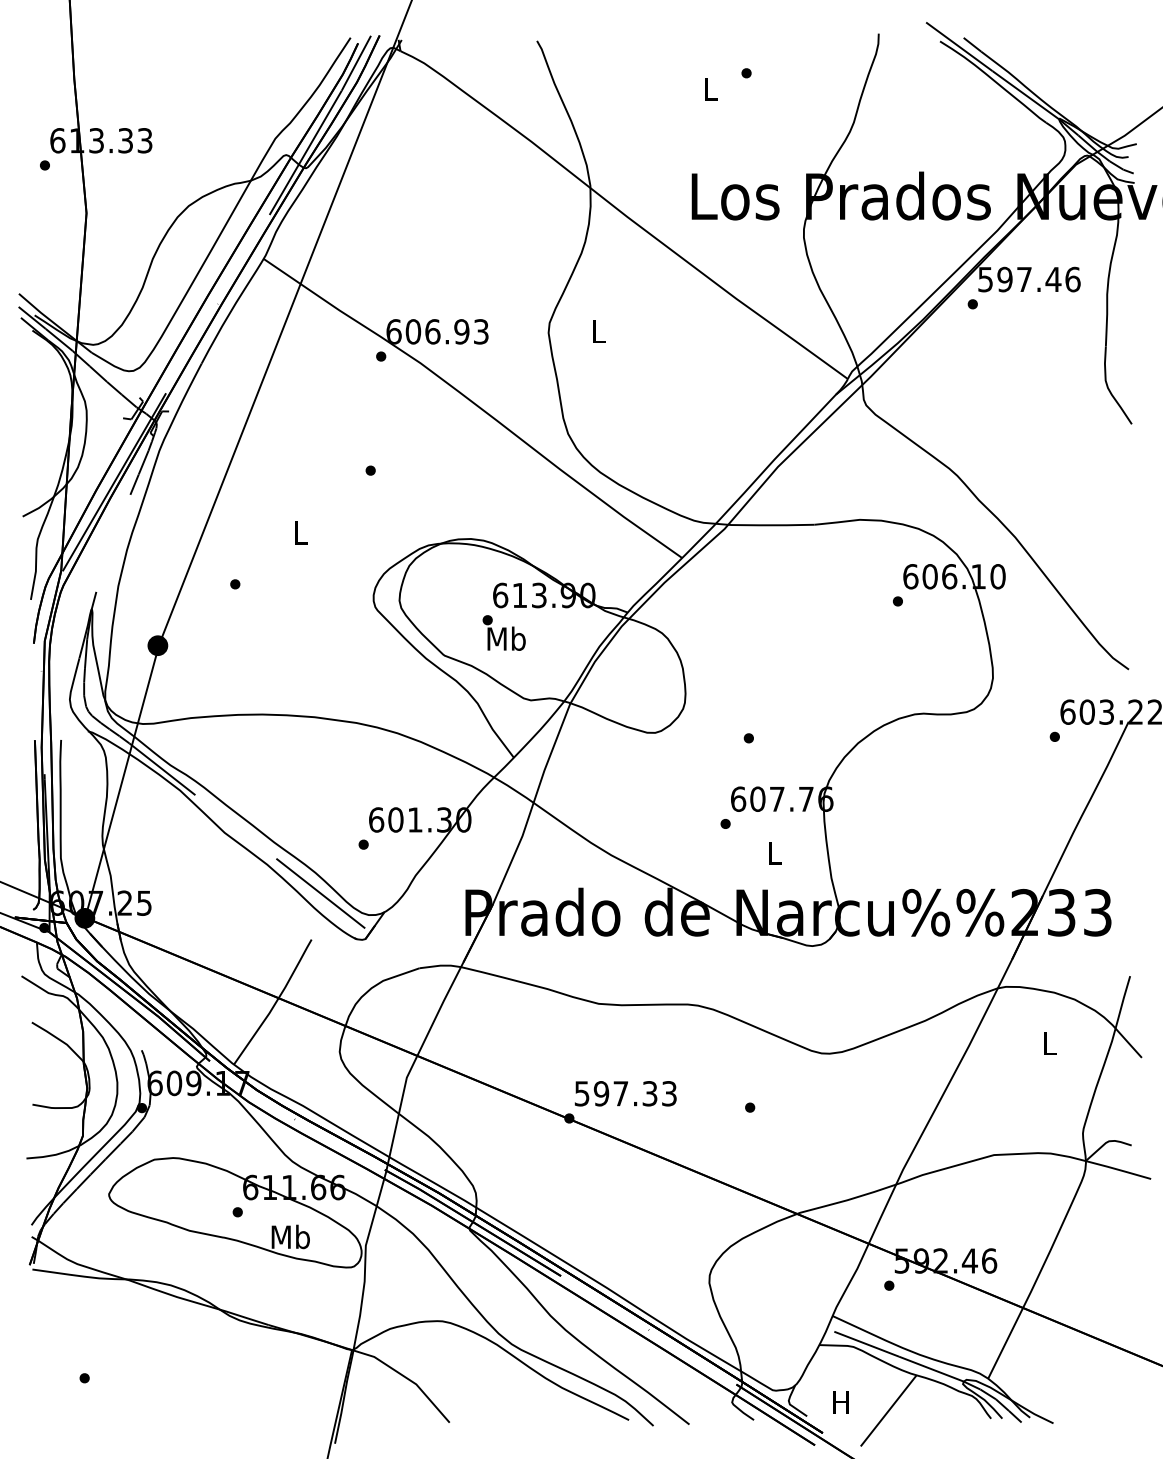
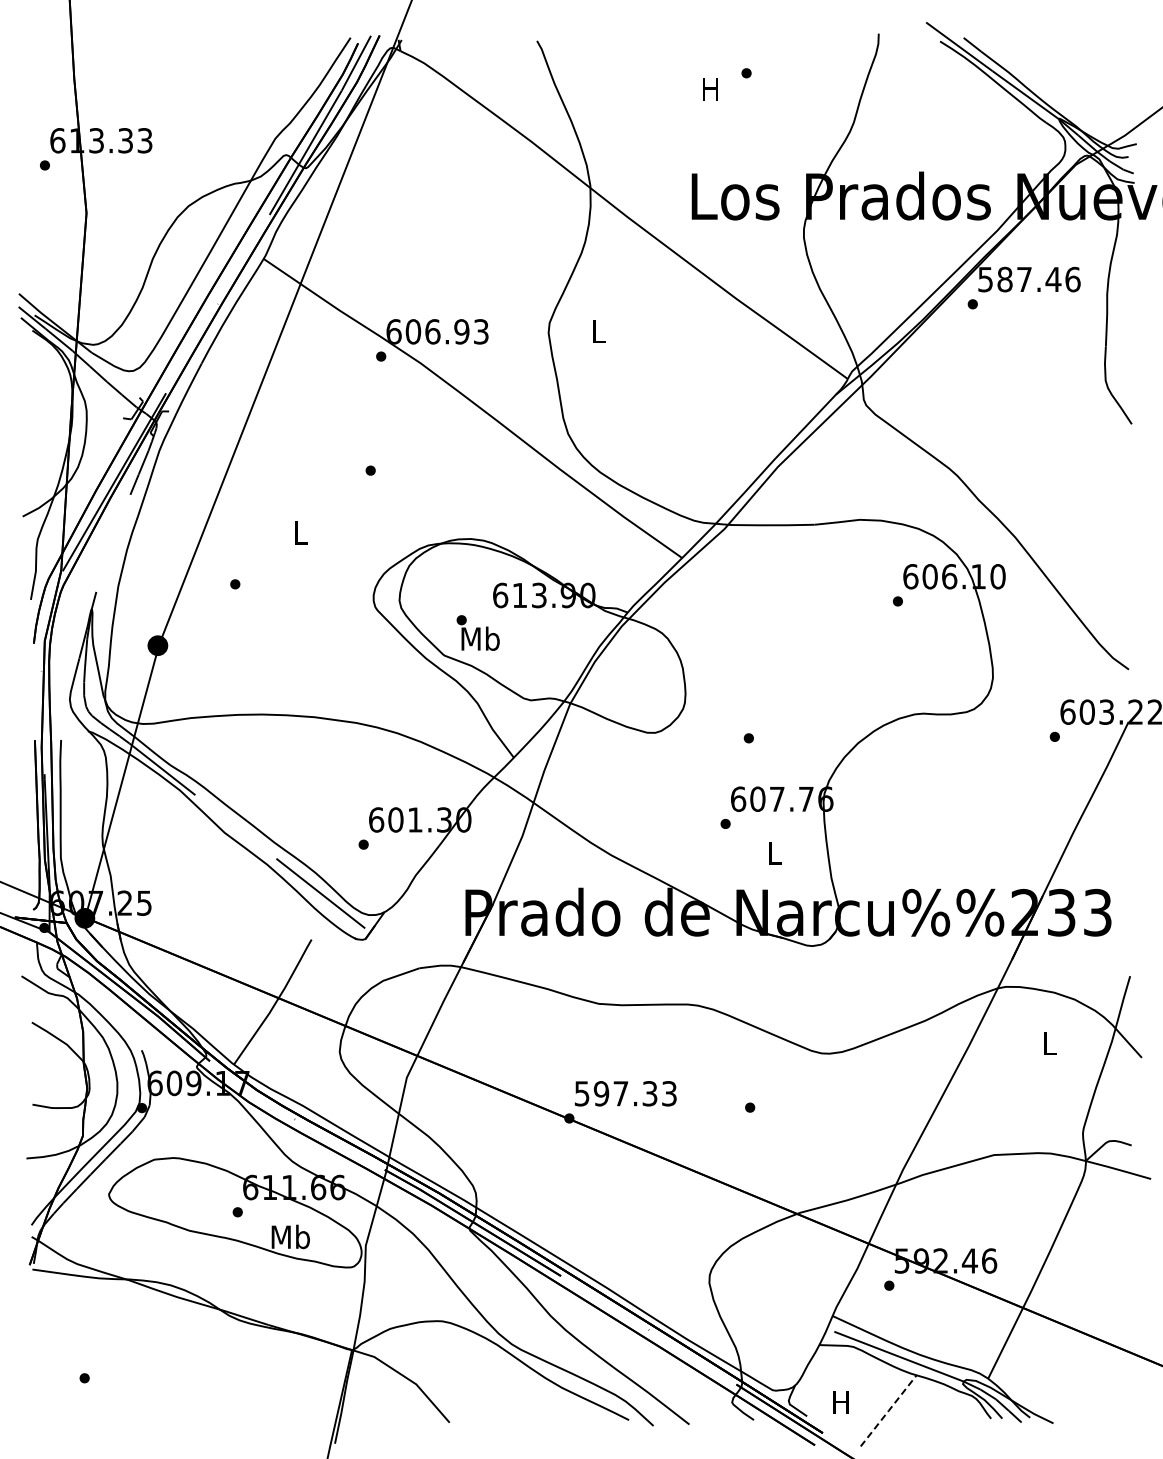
text: L -> H (710, 89)
text: 597.46 -> 587.46 (1004, 279)
text position: (503, 632) -> (477, 632) (477, 632)
line: solid -> dashed (888, 1410)
